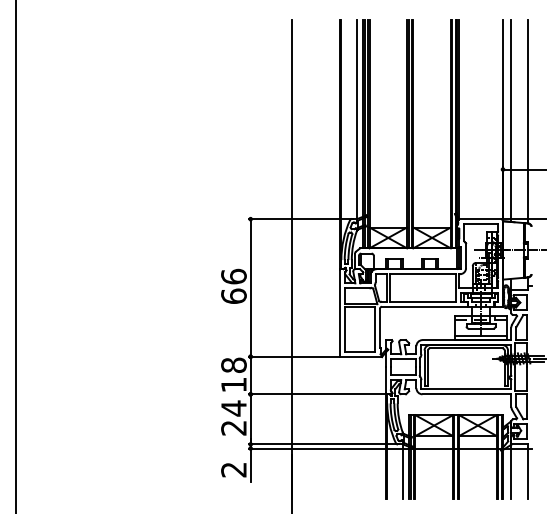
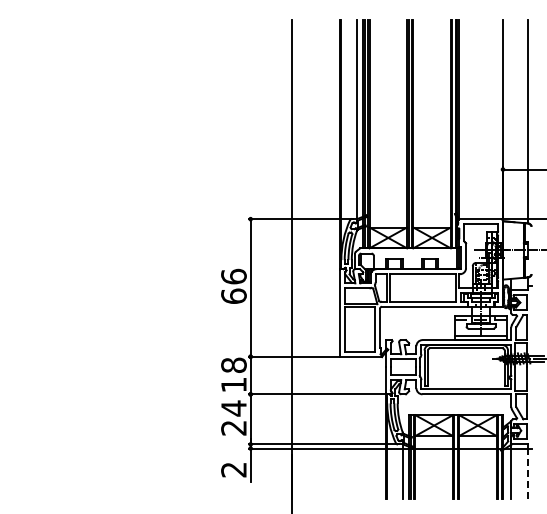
line: present -> none (511, 120)
line: present -> none (16, 256)
line: solid -> dashed (528, 473)
